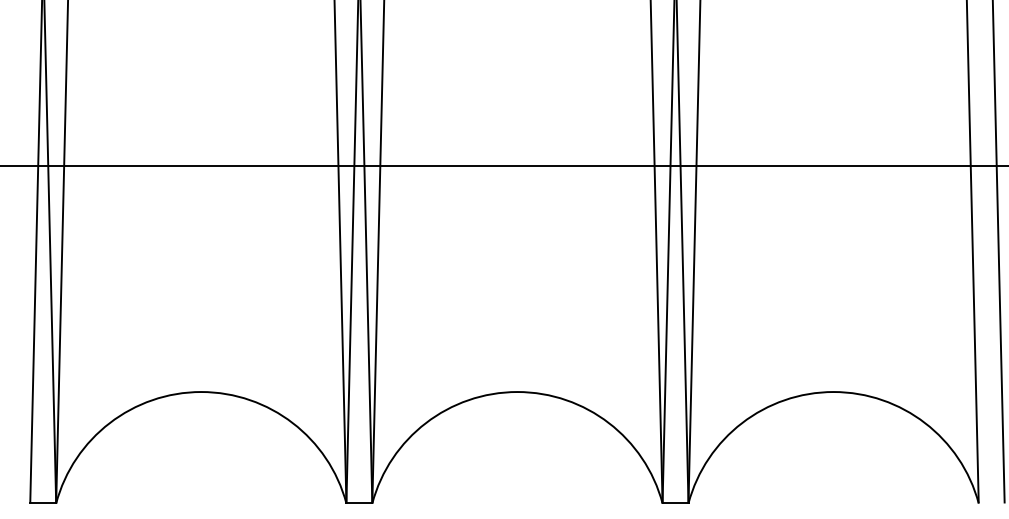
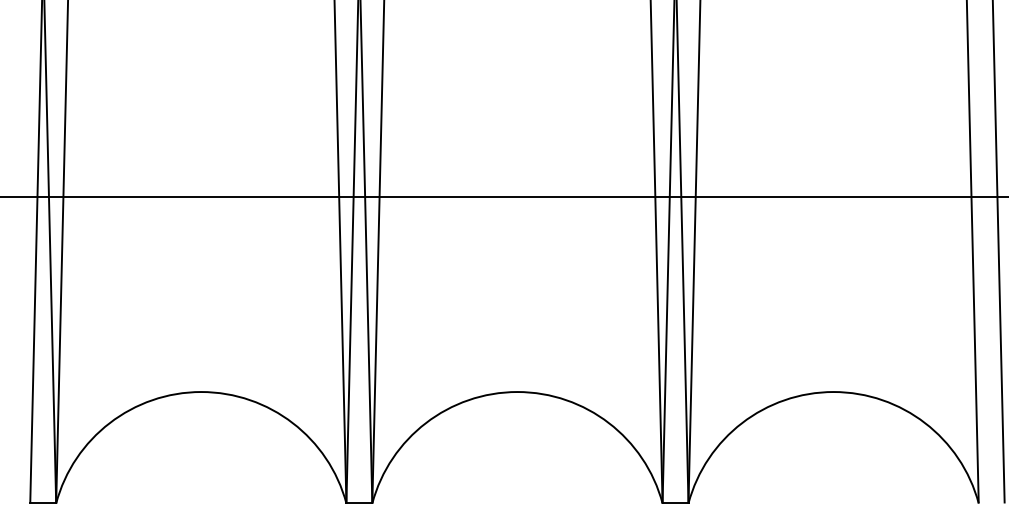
line position: (503, 166) -> (503, 197) (503, 197)
